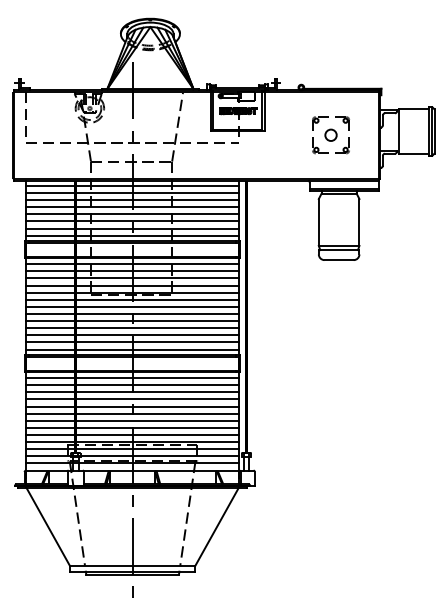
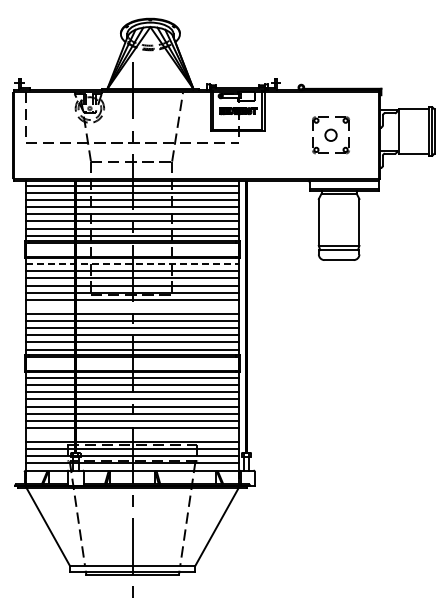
line: solid -> dashed (133, 264)
line: present -> none (132, 306)
line: present -> none (132, 435)
